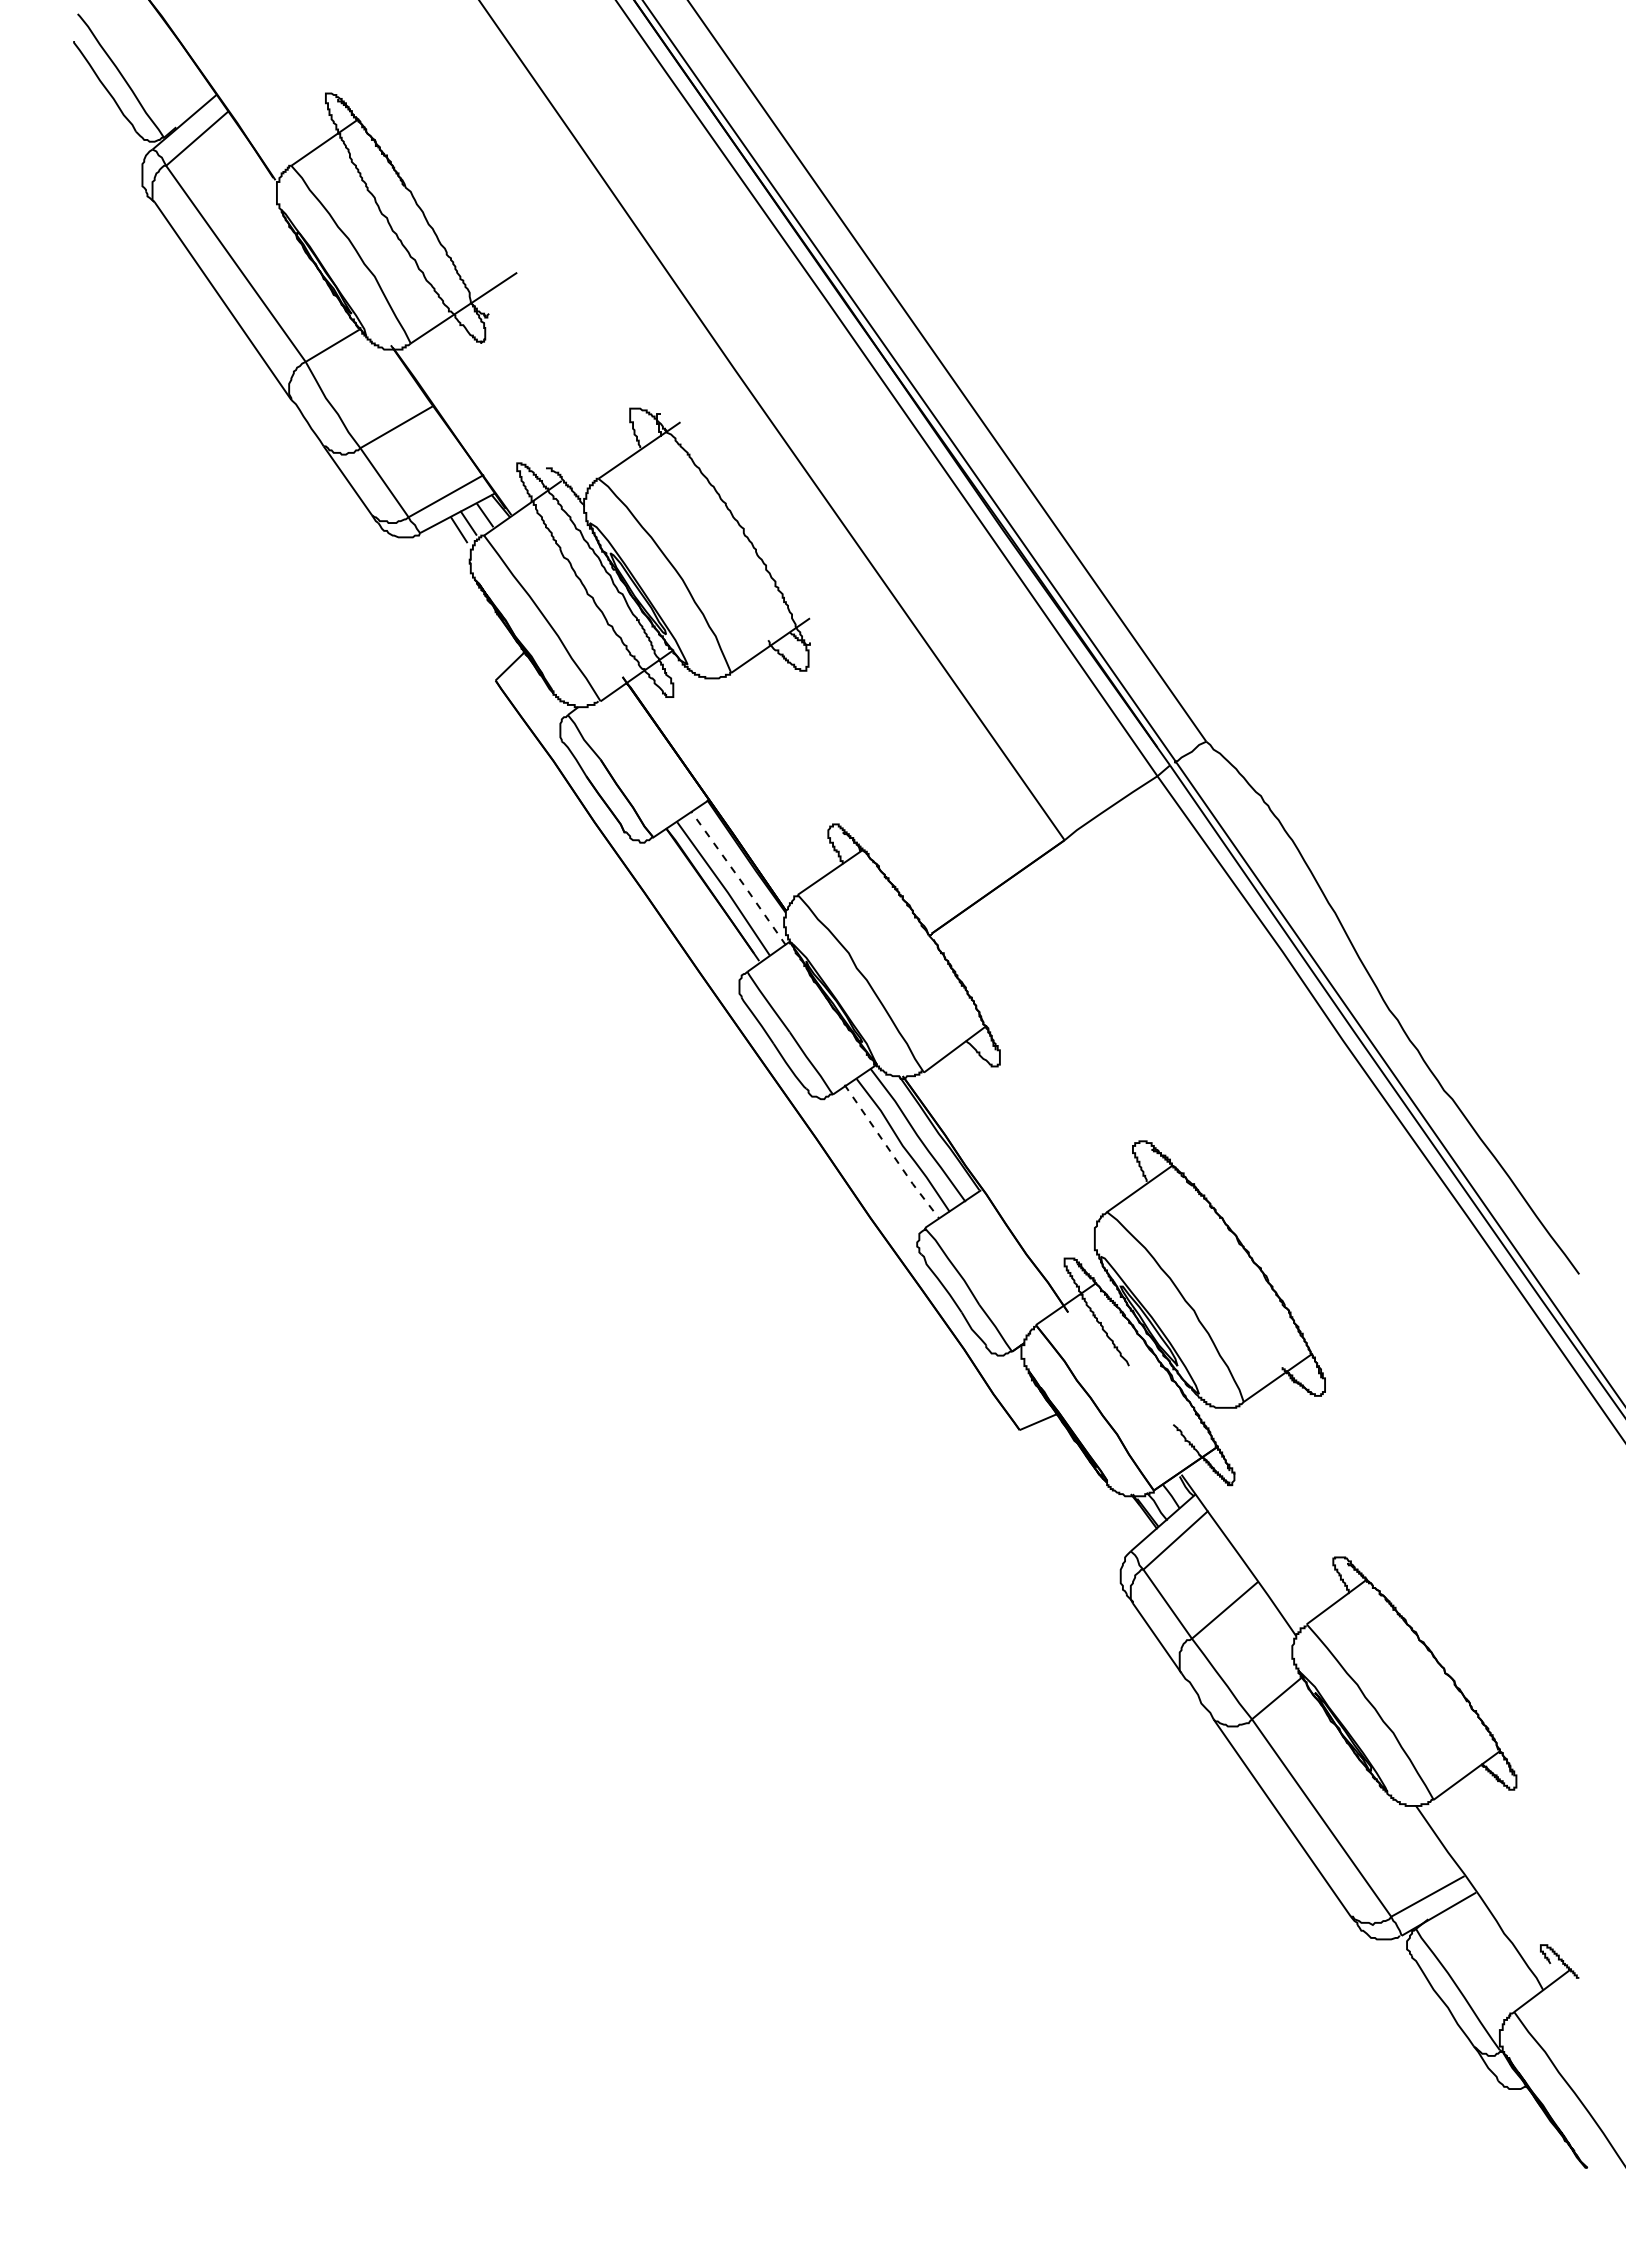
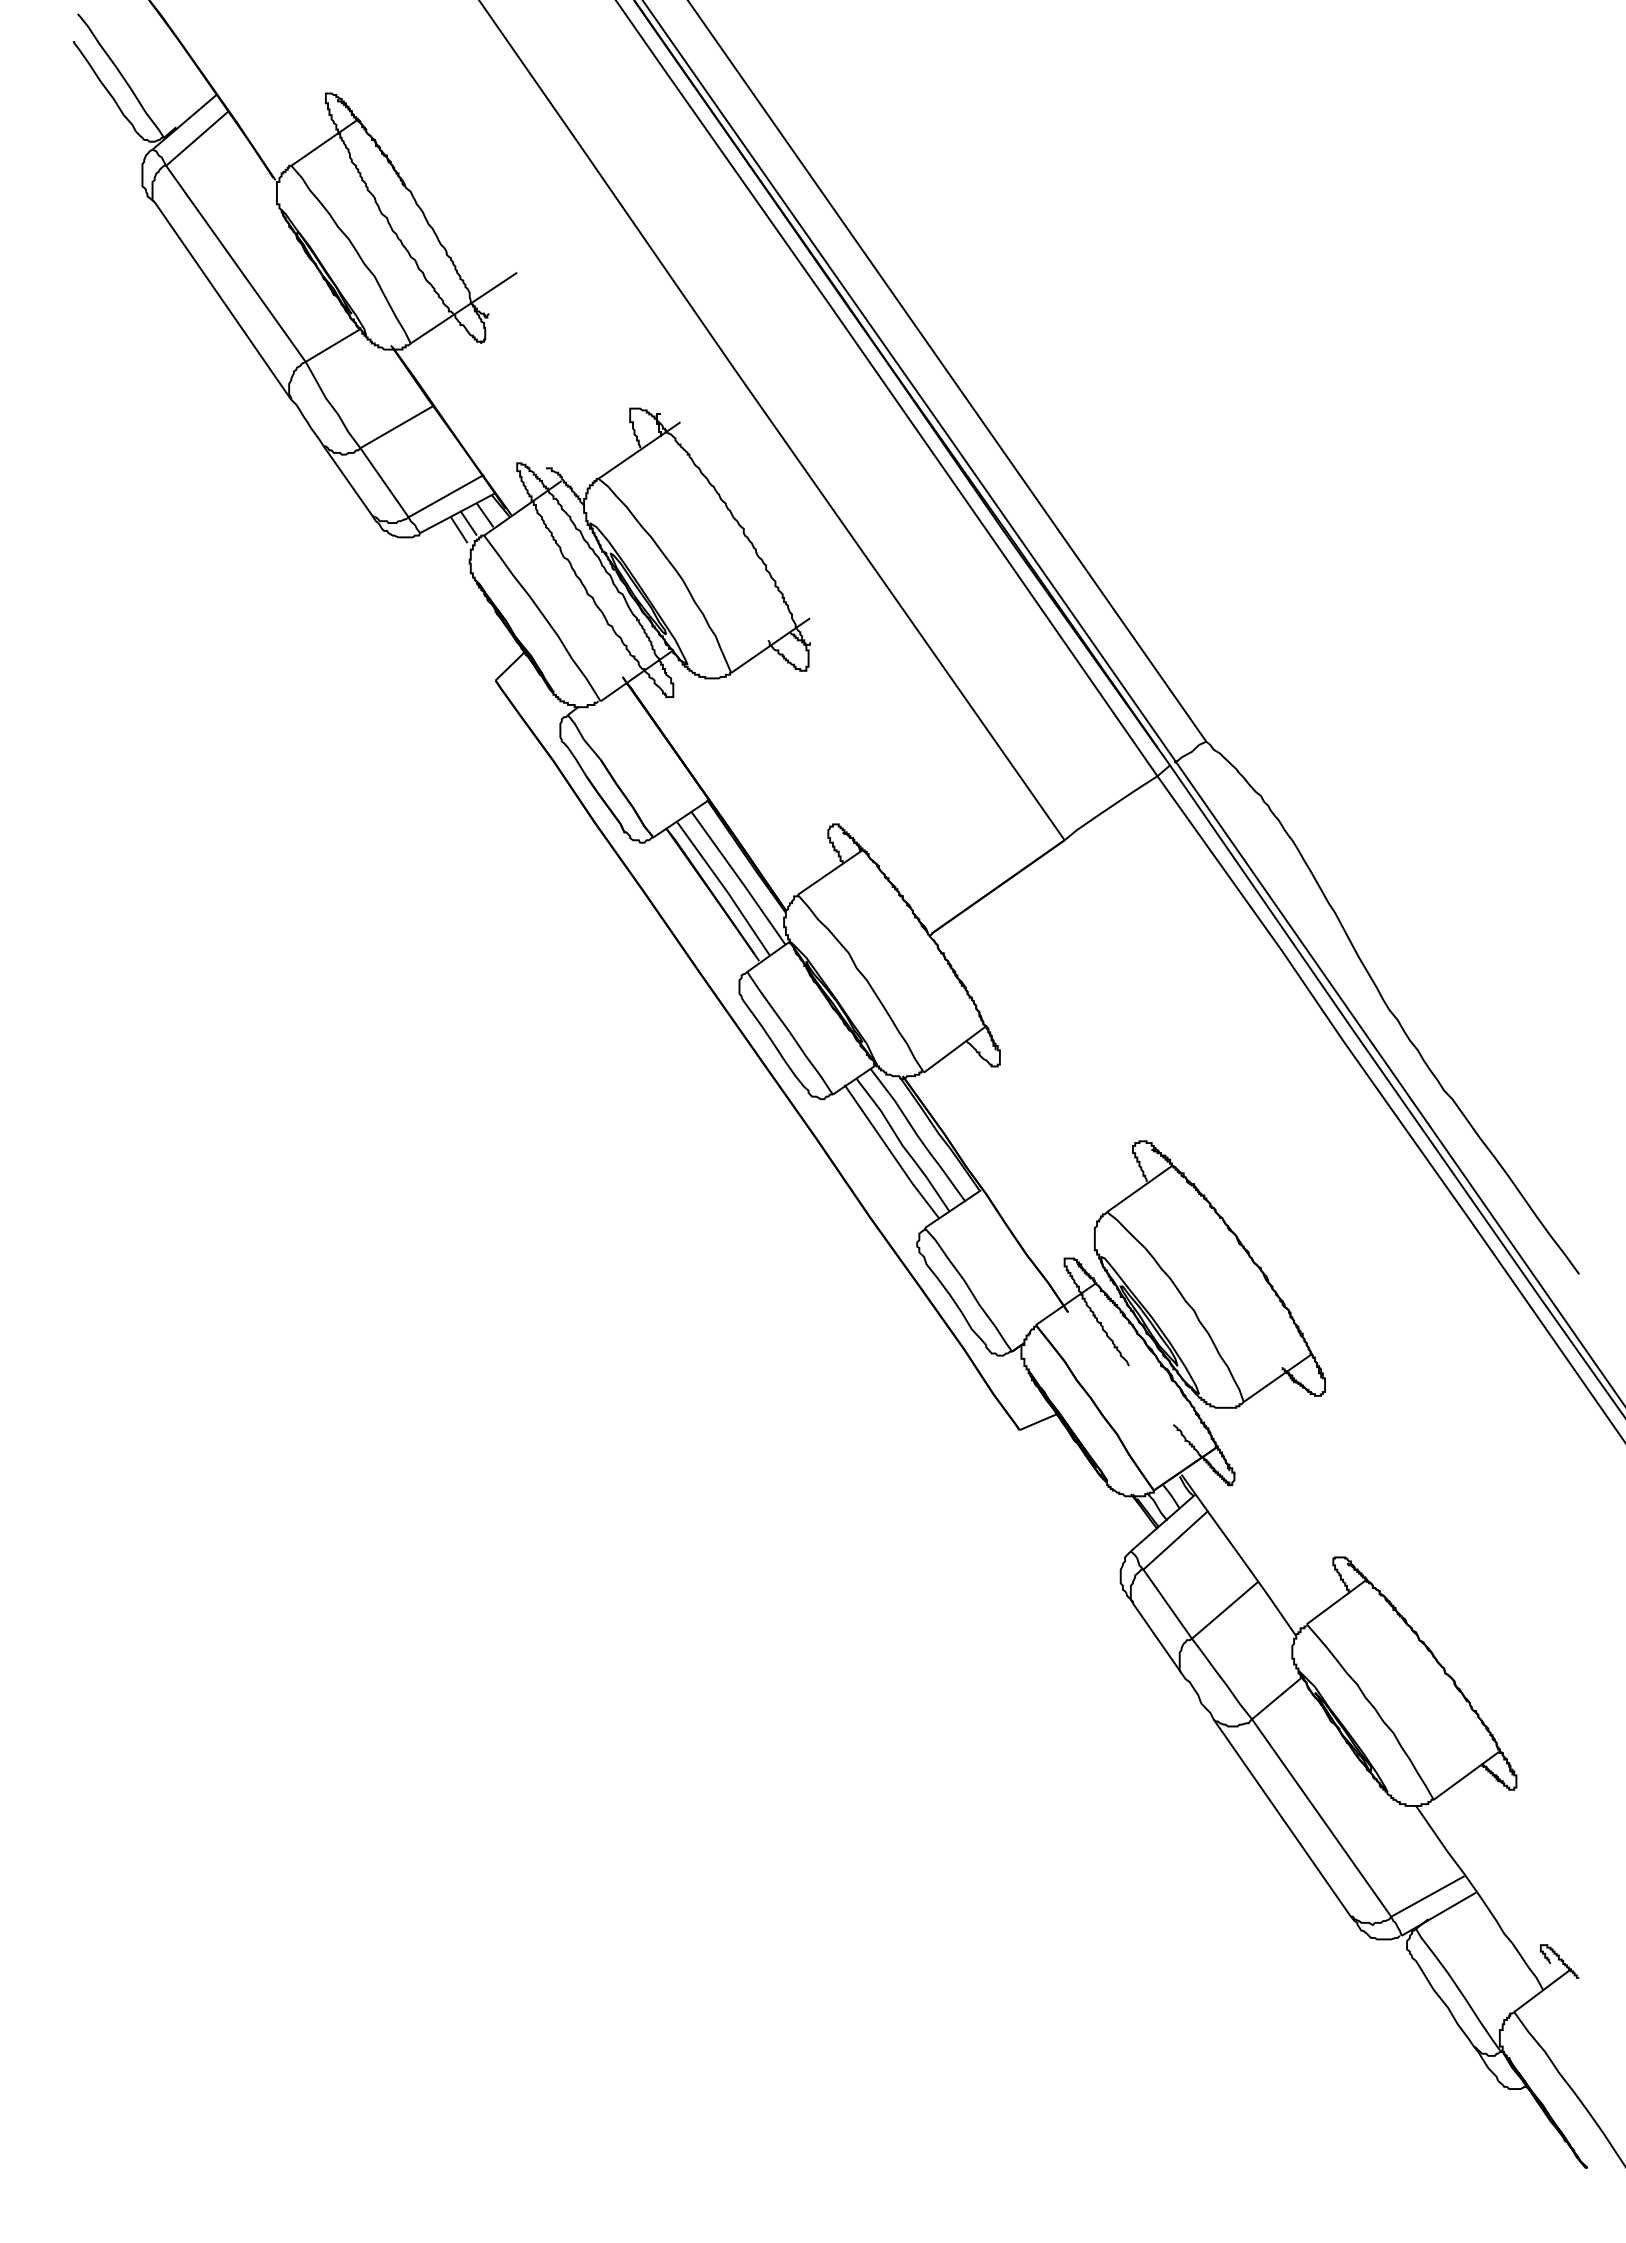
line: dashed -> solid (739, 878)
line: dashed -> solid (891, 1152)
